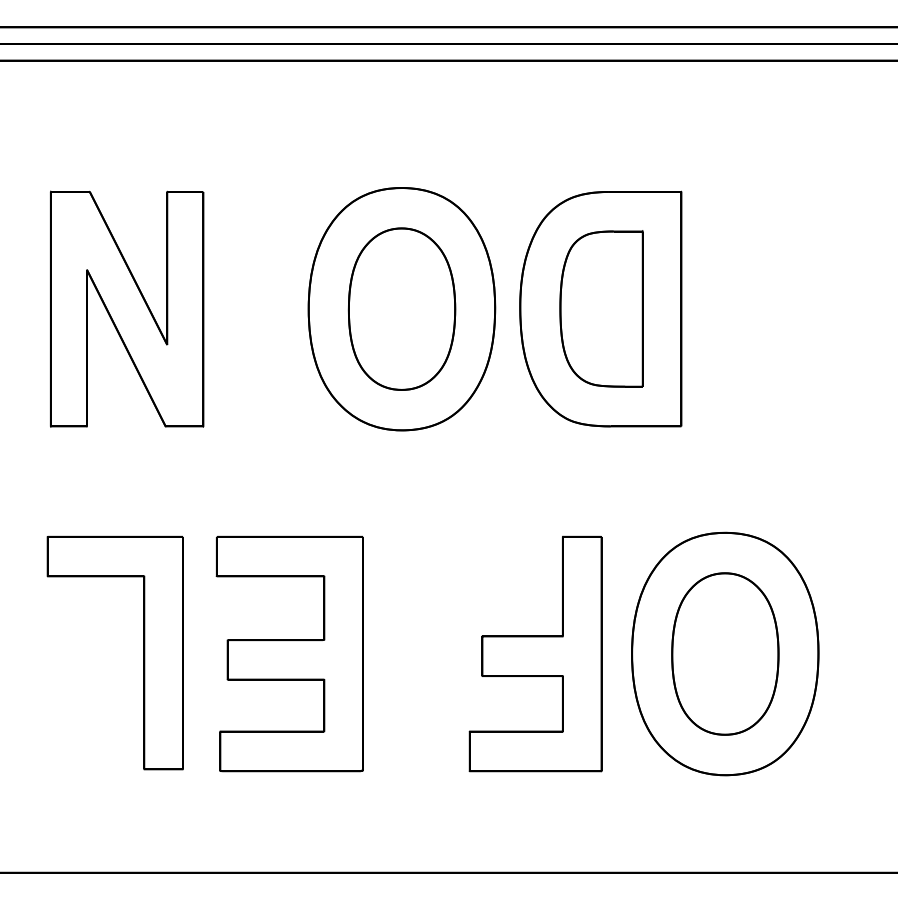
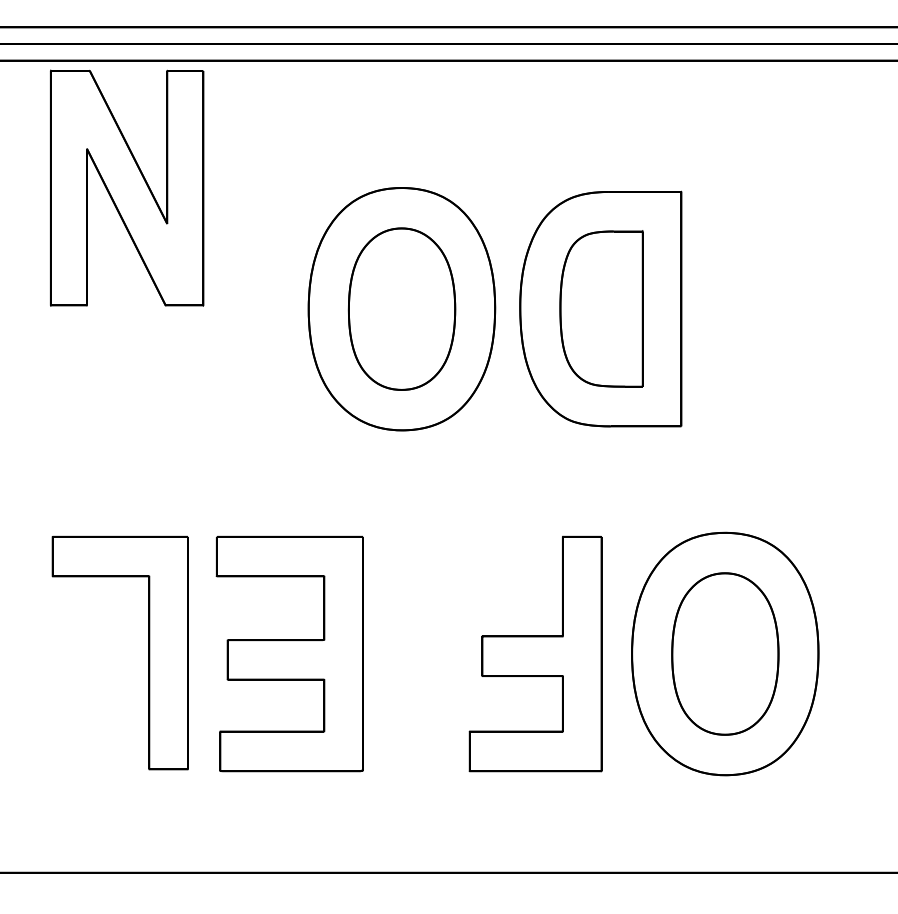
part position: (127, 308) -> (127, 187) (127, 187)
part position: (143, 652) -> (148, 652) (148, 652)
